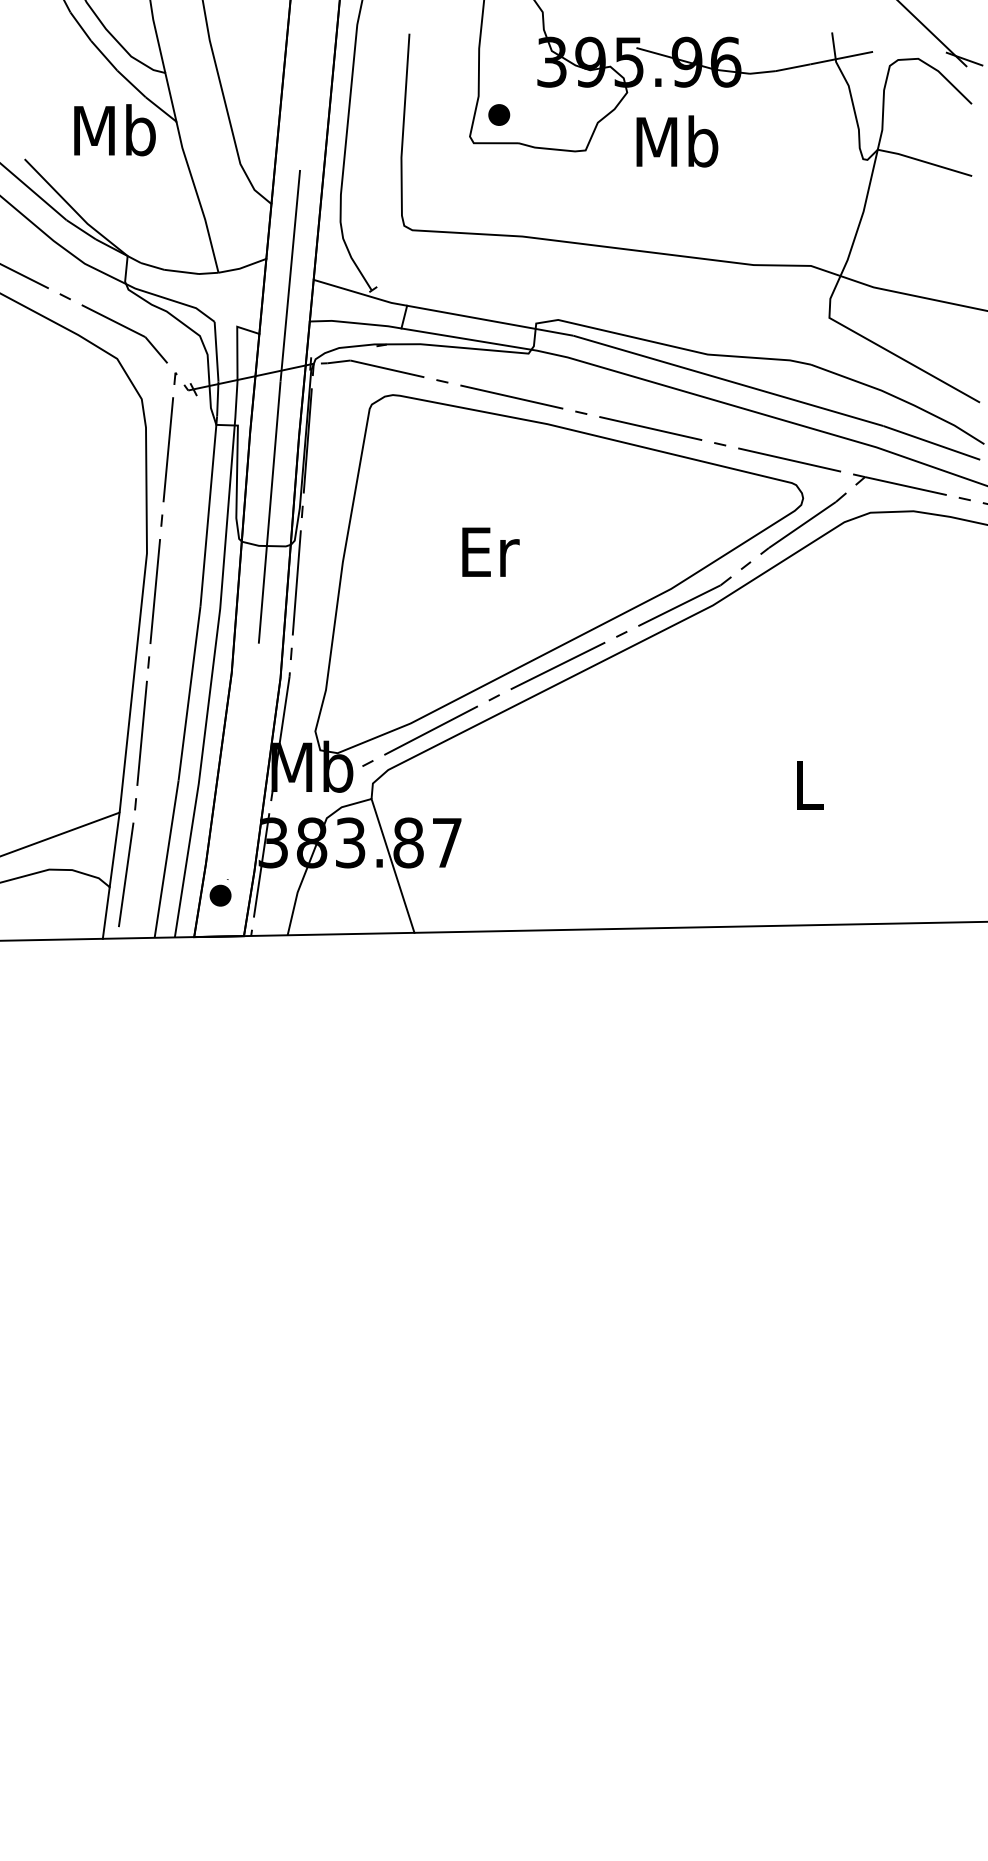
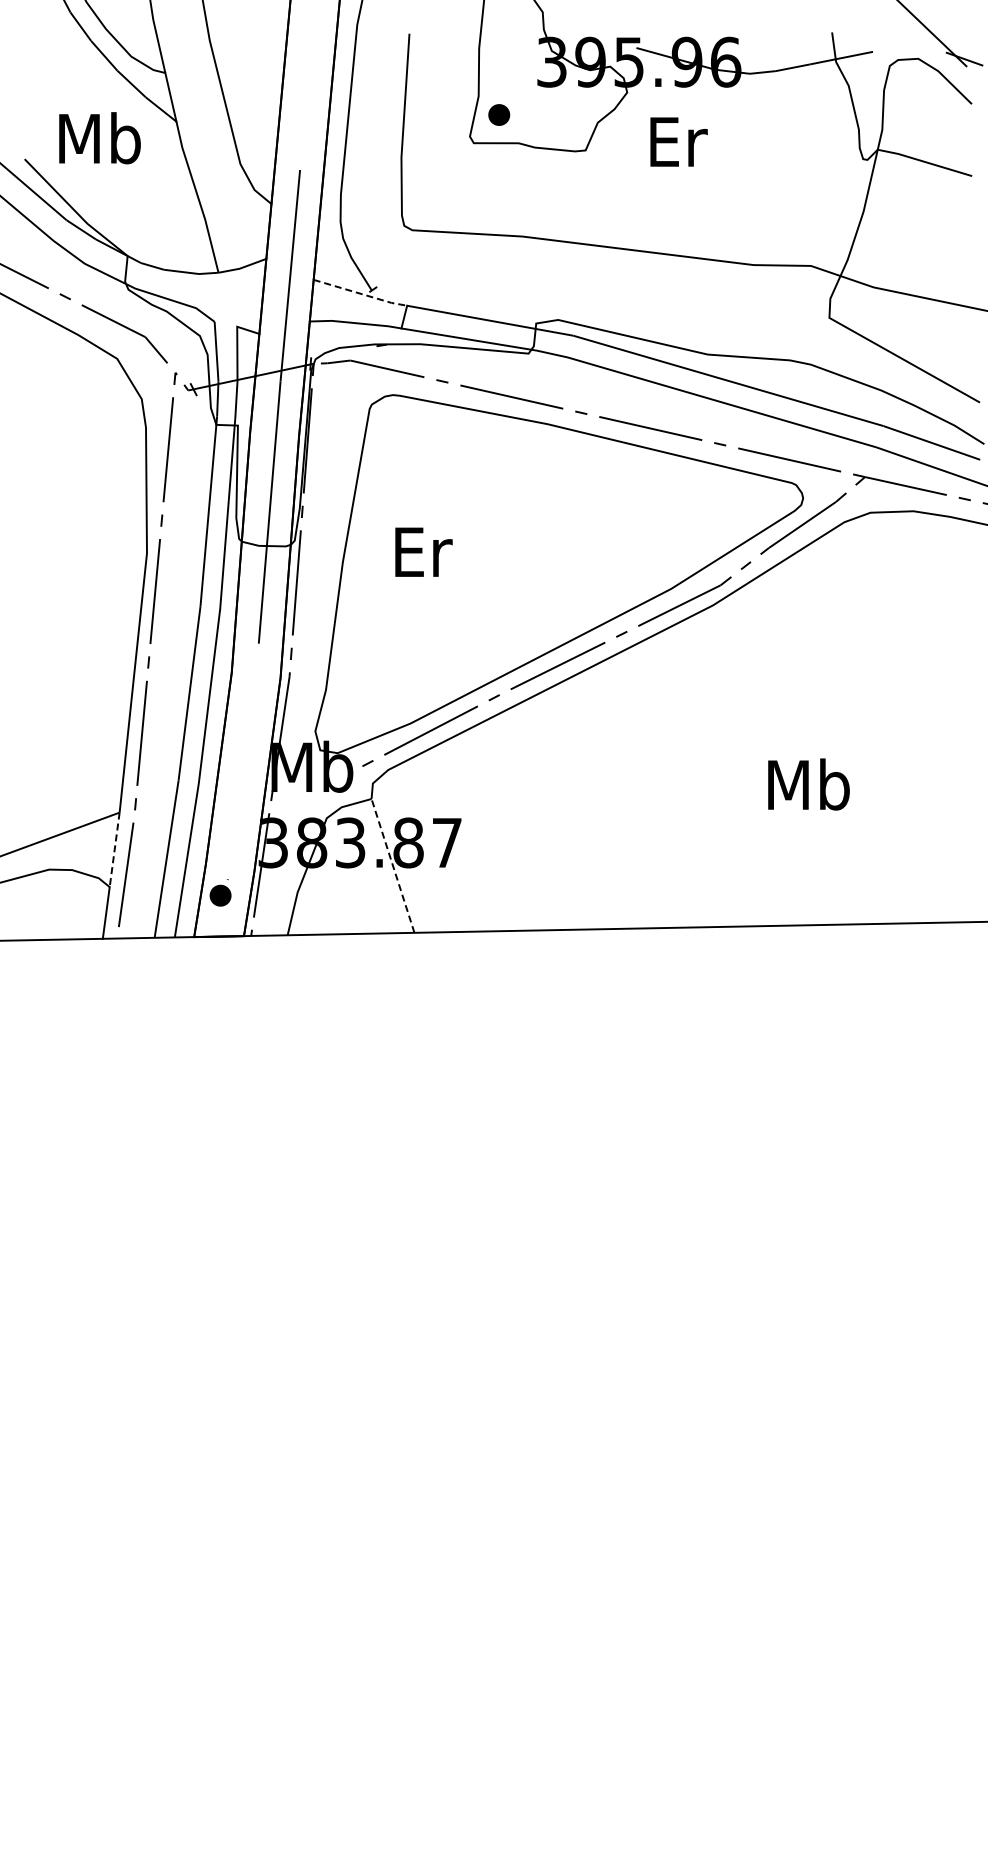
text position: (114, 130) -> (99, 138) (99, 138)
text: Mb -> Er (677, 141)
line: solid -> dashed (361, 293)
text position: (490, 551) -> (423, 551) (423, 551)
text: L -> Mb (808, 784)
line: solid -> dashed (114, 849)
line: solid -> dashed (392, 865)
